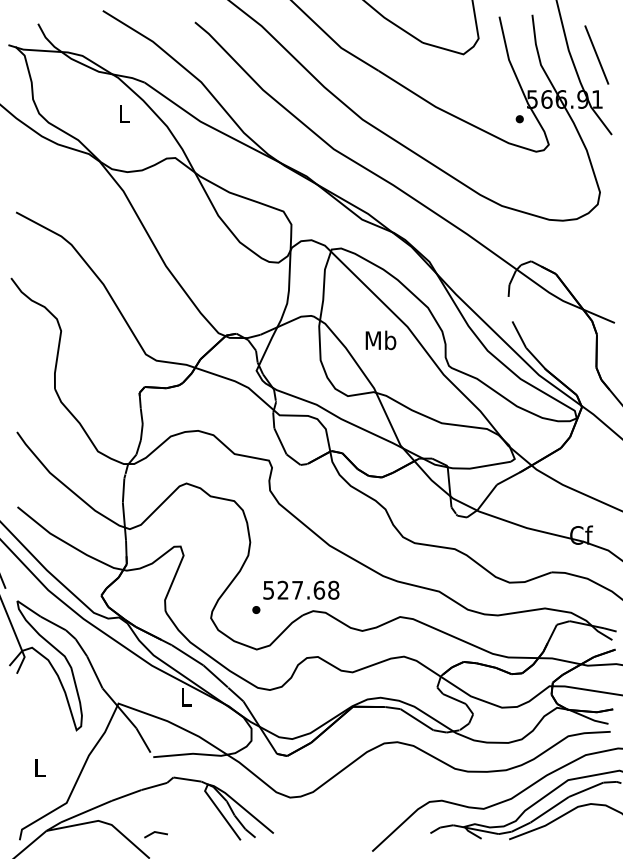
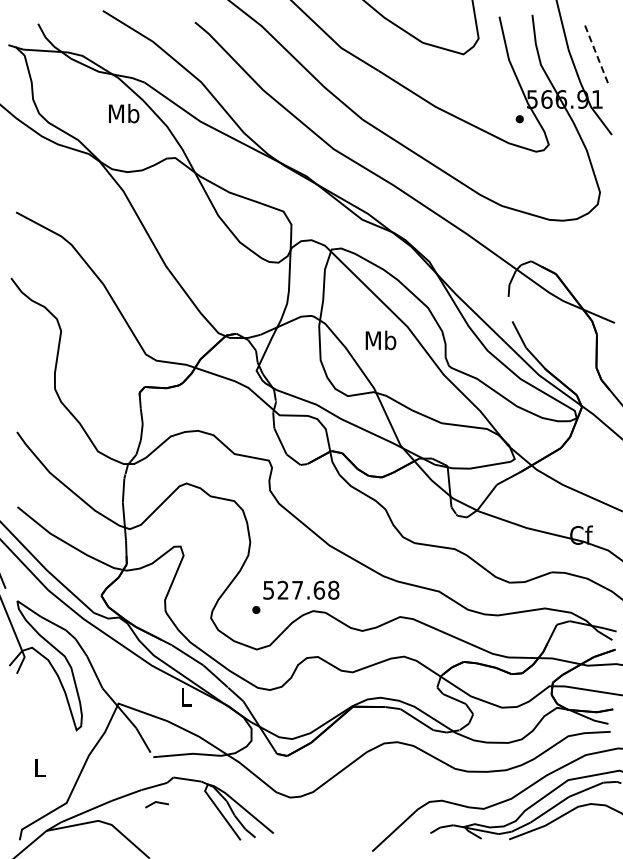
line: solid -> dashed (596, 55)
text: L -> Mb (124, 113)
line position: (154, 833) -> (155, 803) (155, 803)
